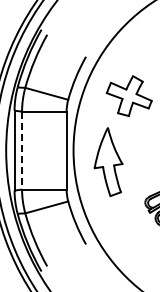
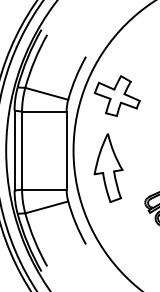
part position: (128, 95) -> (116, 95) (116, 95)
line: dashed -> solid (22, 150)
part position: (108, 162) -> (108, 168) (108, 168)
